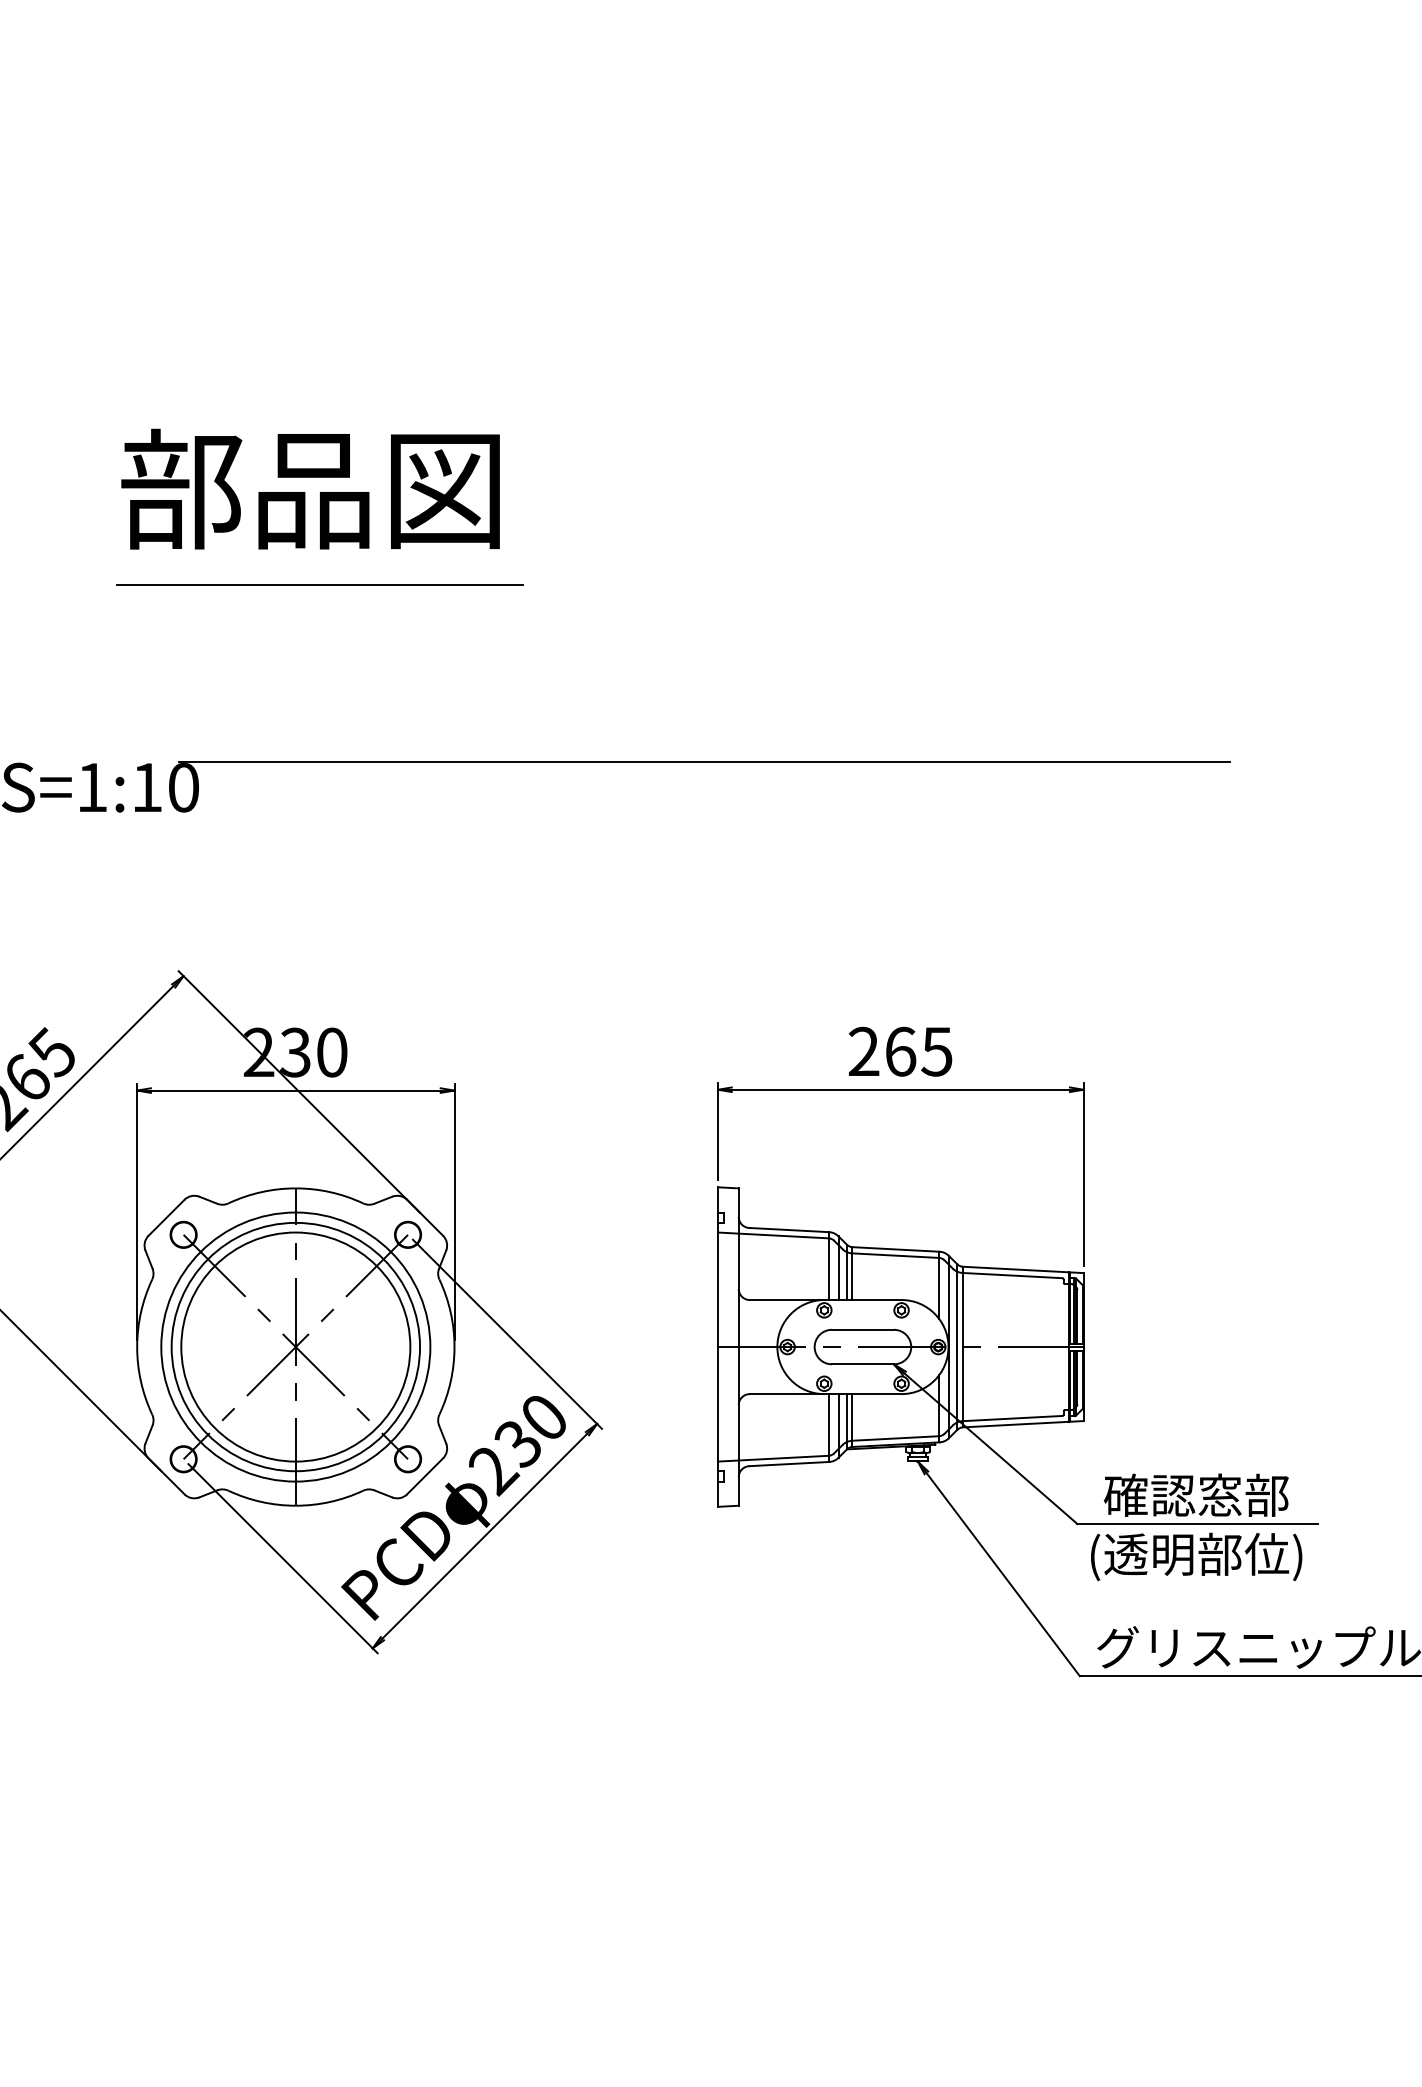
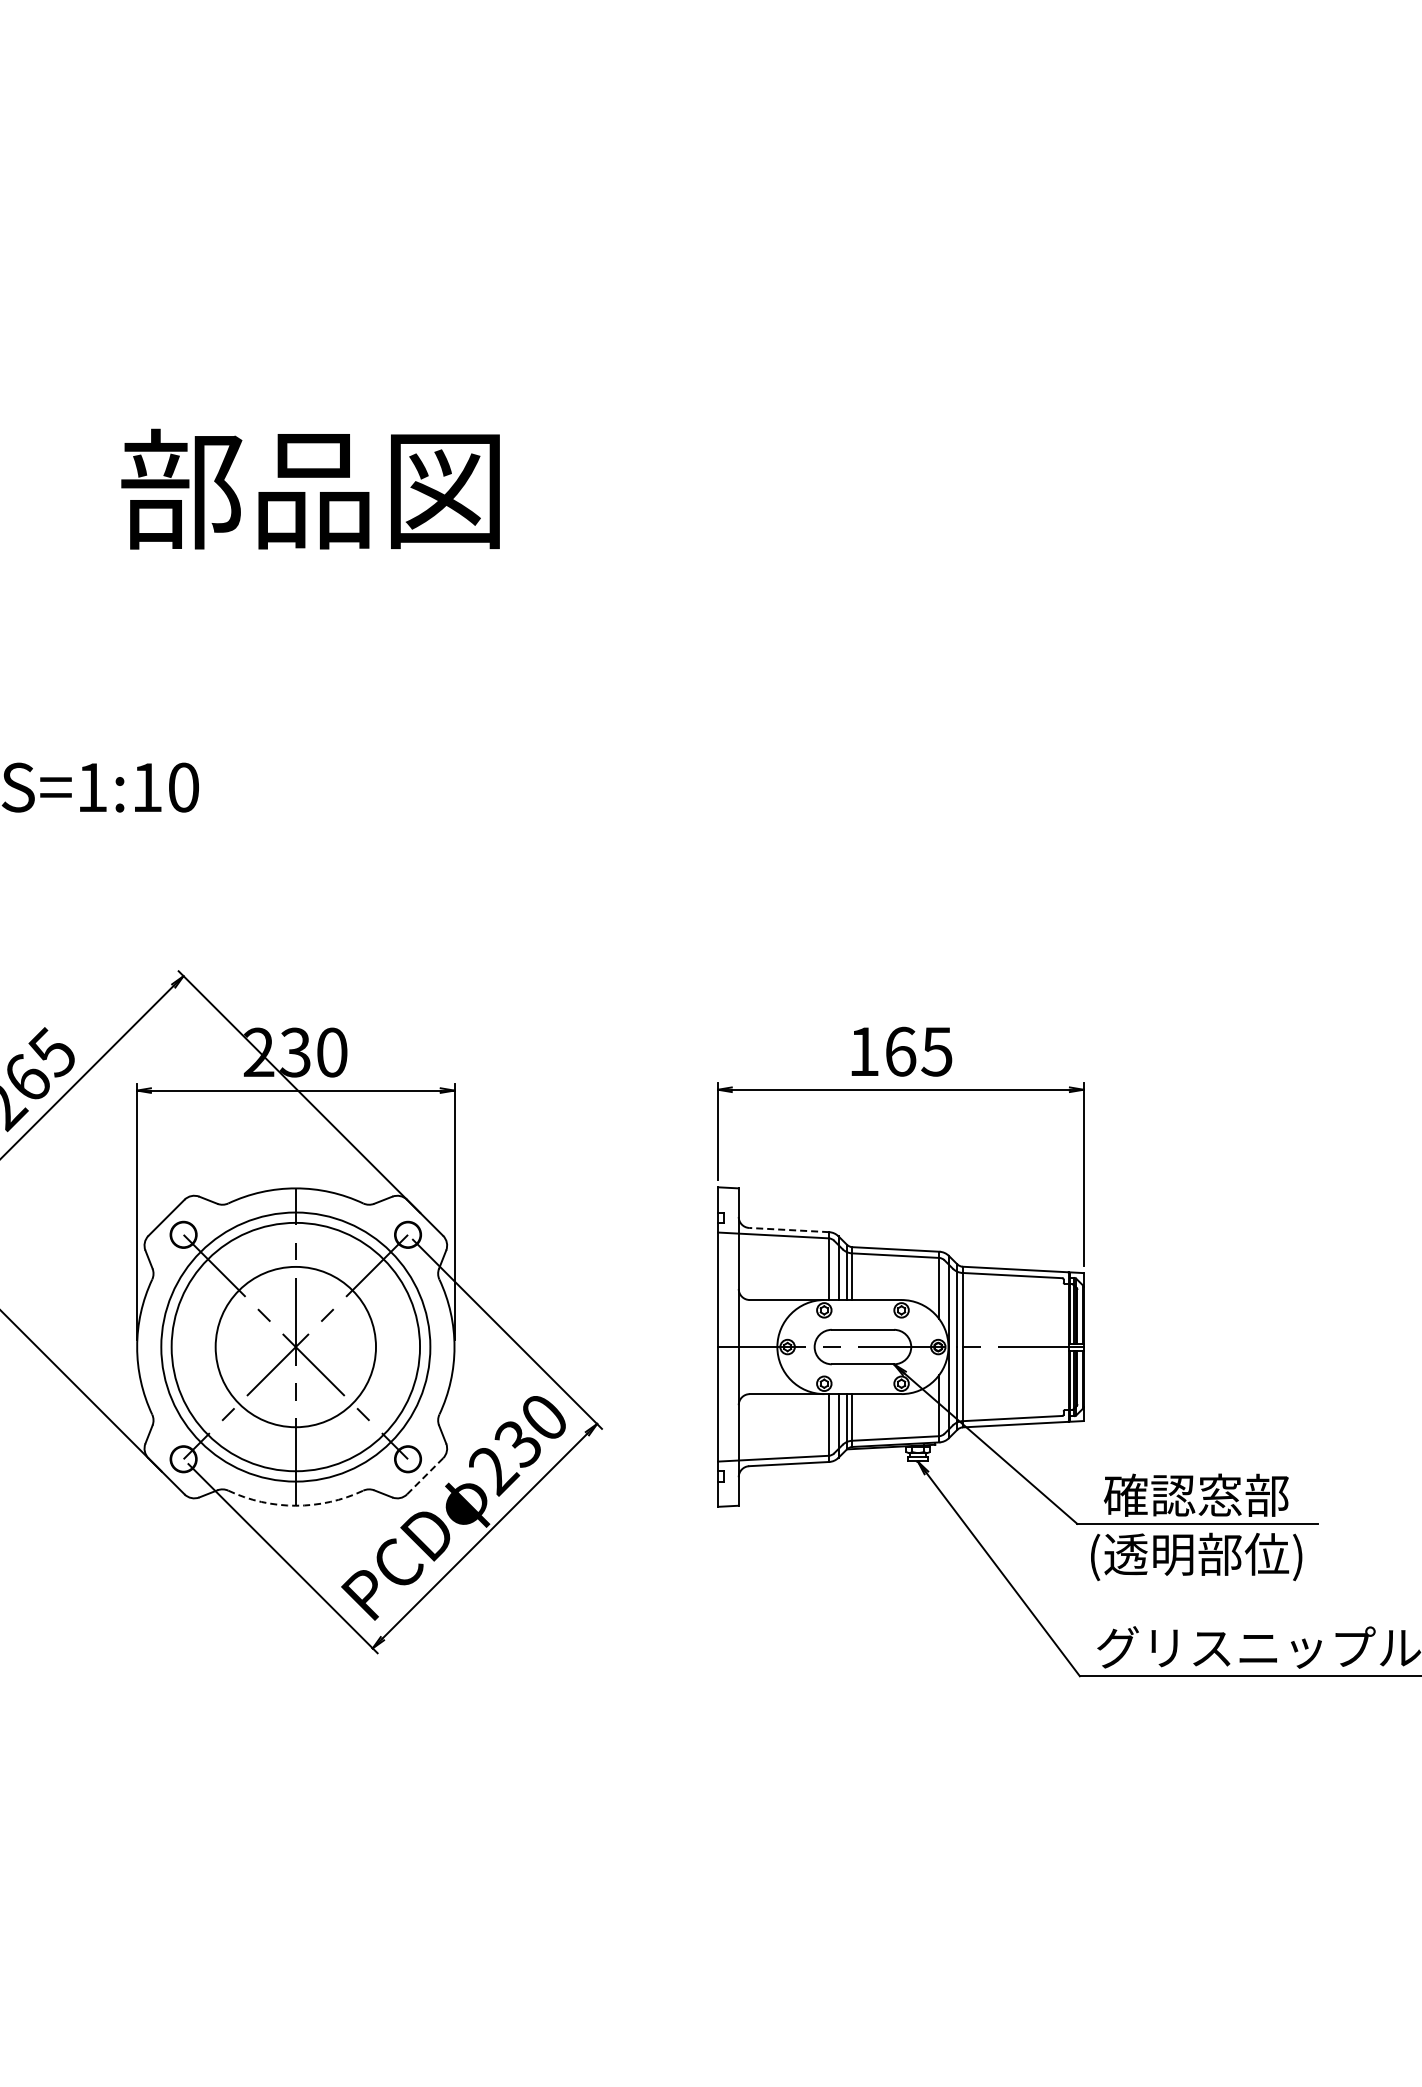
line: present -> none (319, 584)
line: present -> none (704, 761)
text: 265 -> 165 (863, 1050)
line: solid -> dashed (789, 1230)
circle diameter: 229 px -> 160 px (295, 1346)
line: solid -> dashed (425, 1475)
arc: solid -> dashed (295, 1505)
